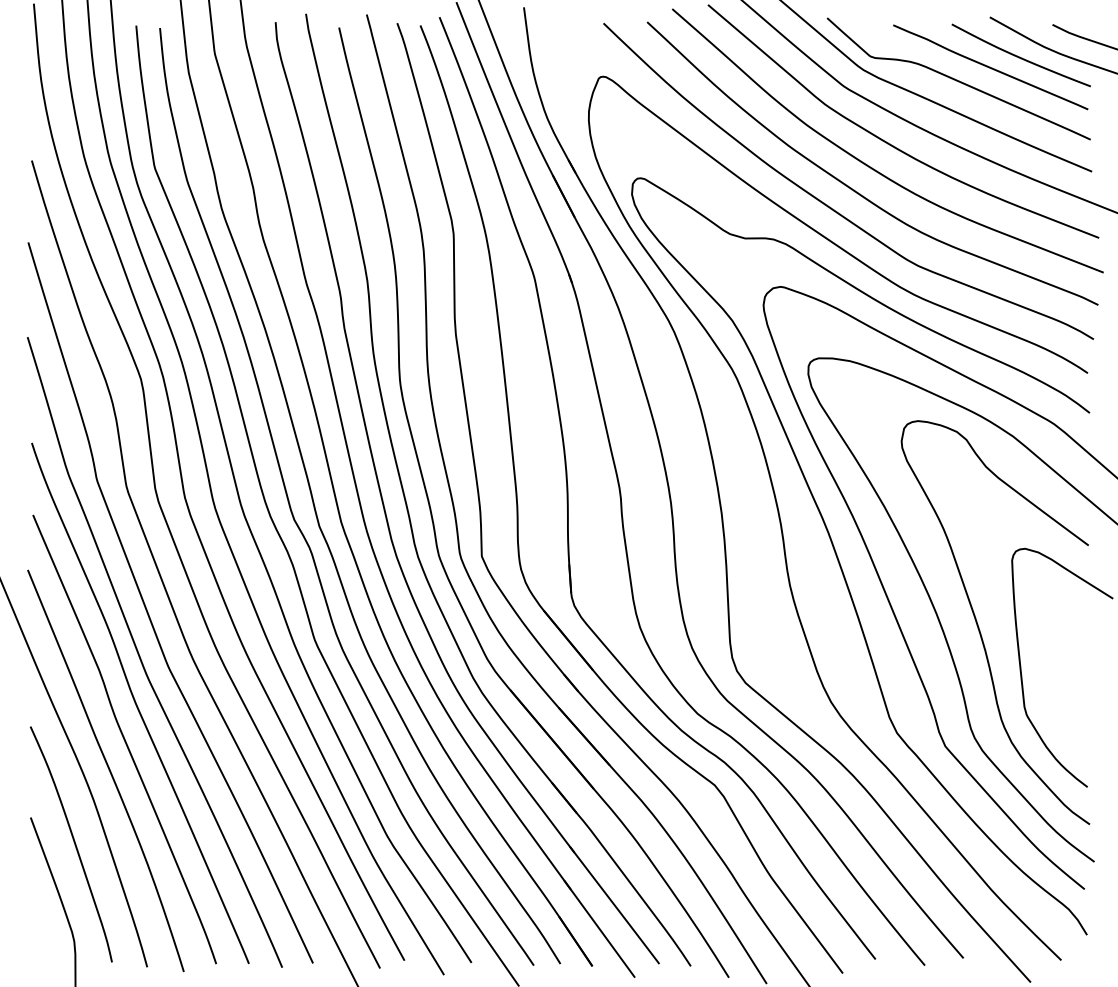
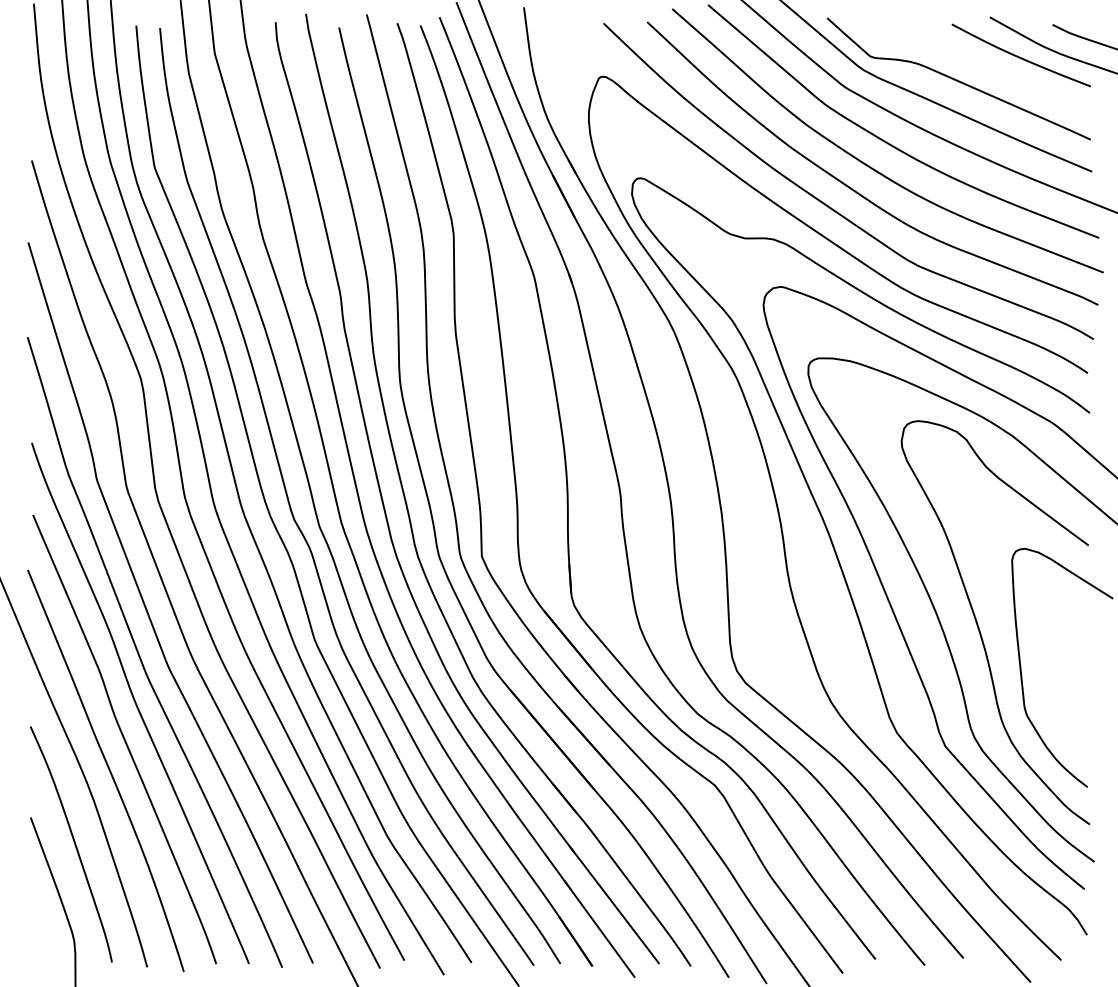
curve: present -> none (990, 67)
